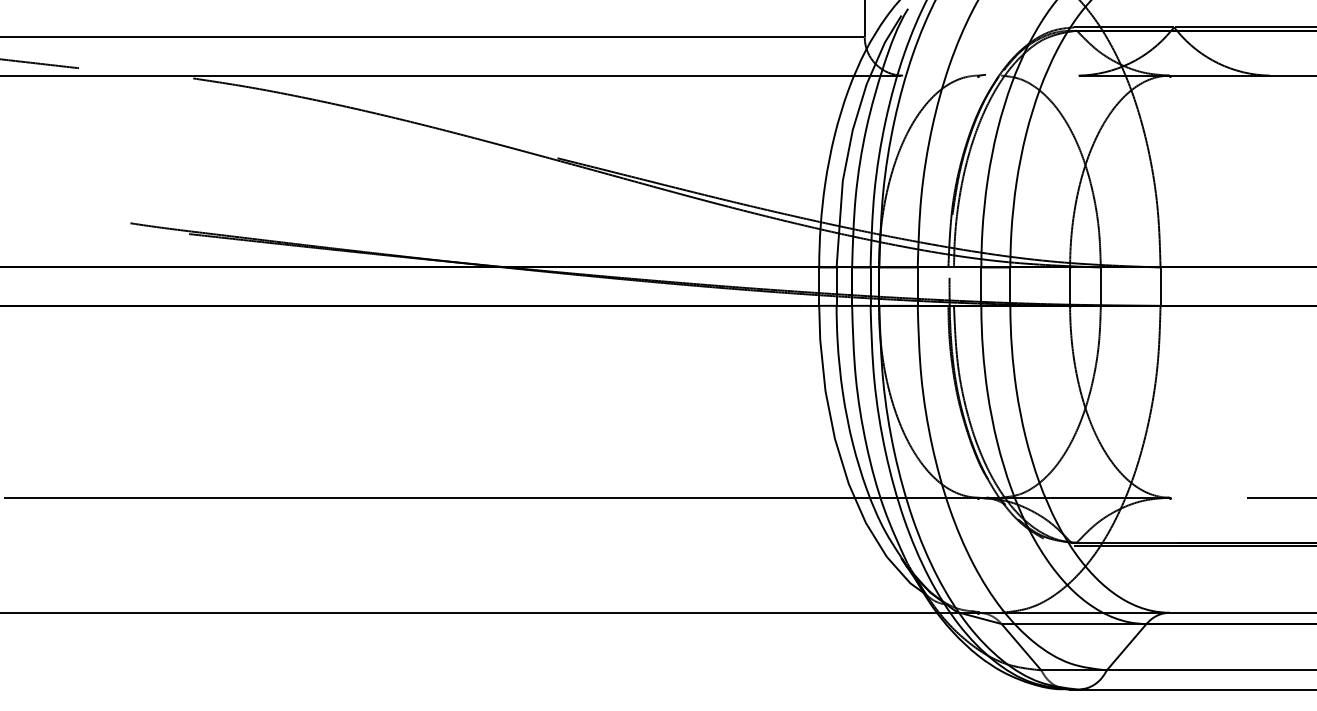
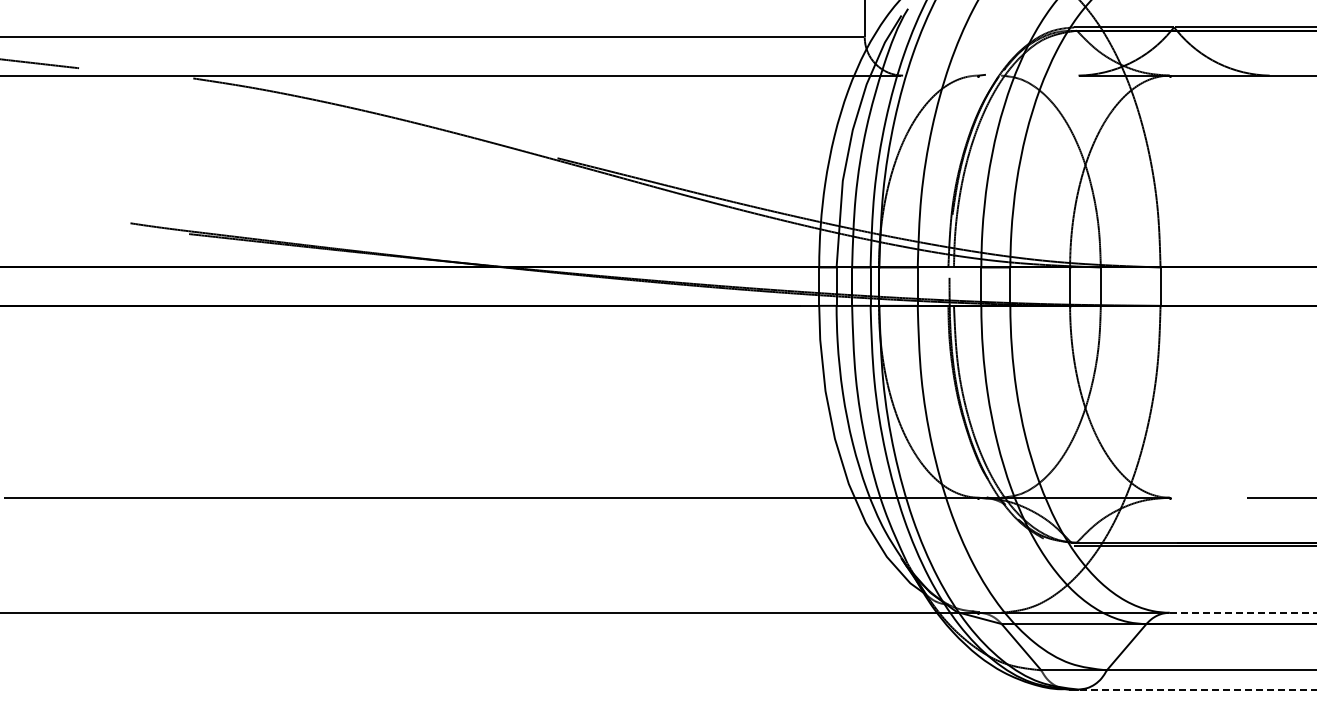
line: solid -> dashed (1242, 612)
line: solid -> dashed (1197, 689)
